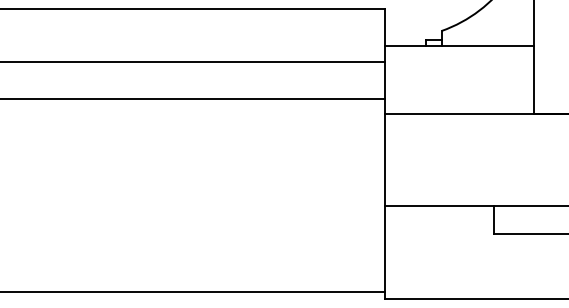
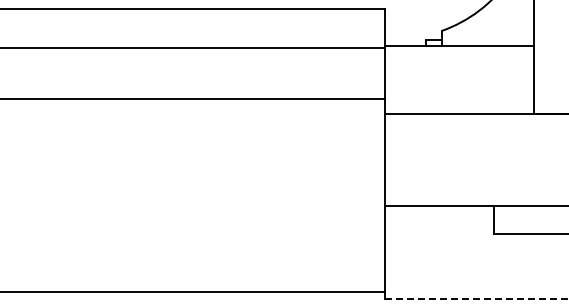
line position: (193, 61) -> (193, 47) (193, 47)
line: solid -> dashed (476, 298)
